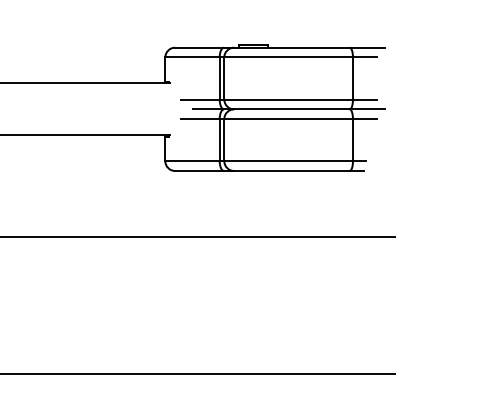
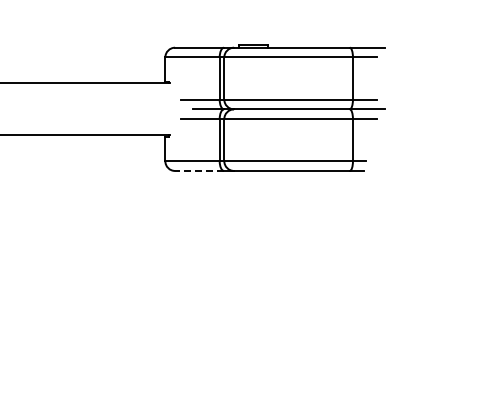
line: solid -> dashed (199, 170)
line: present -> none (198, 237)
line: present -> none (198, 373)
